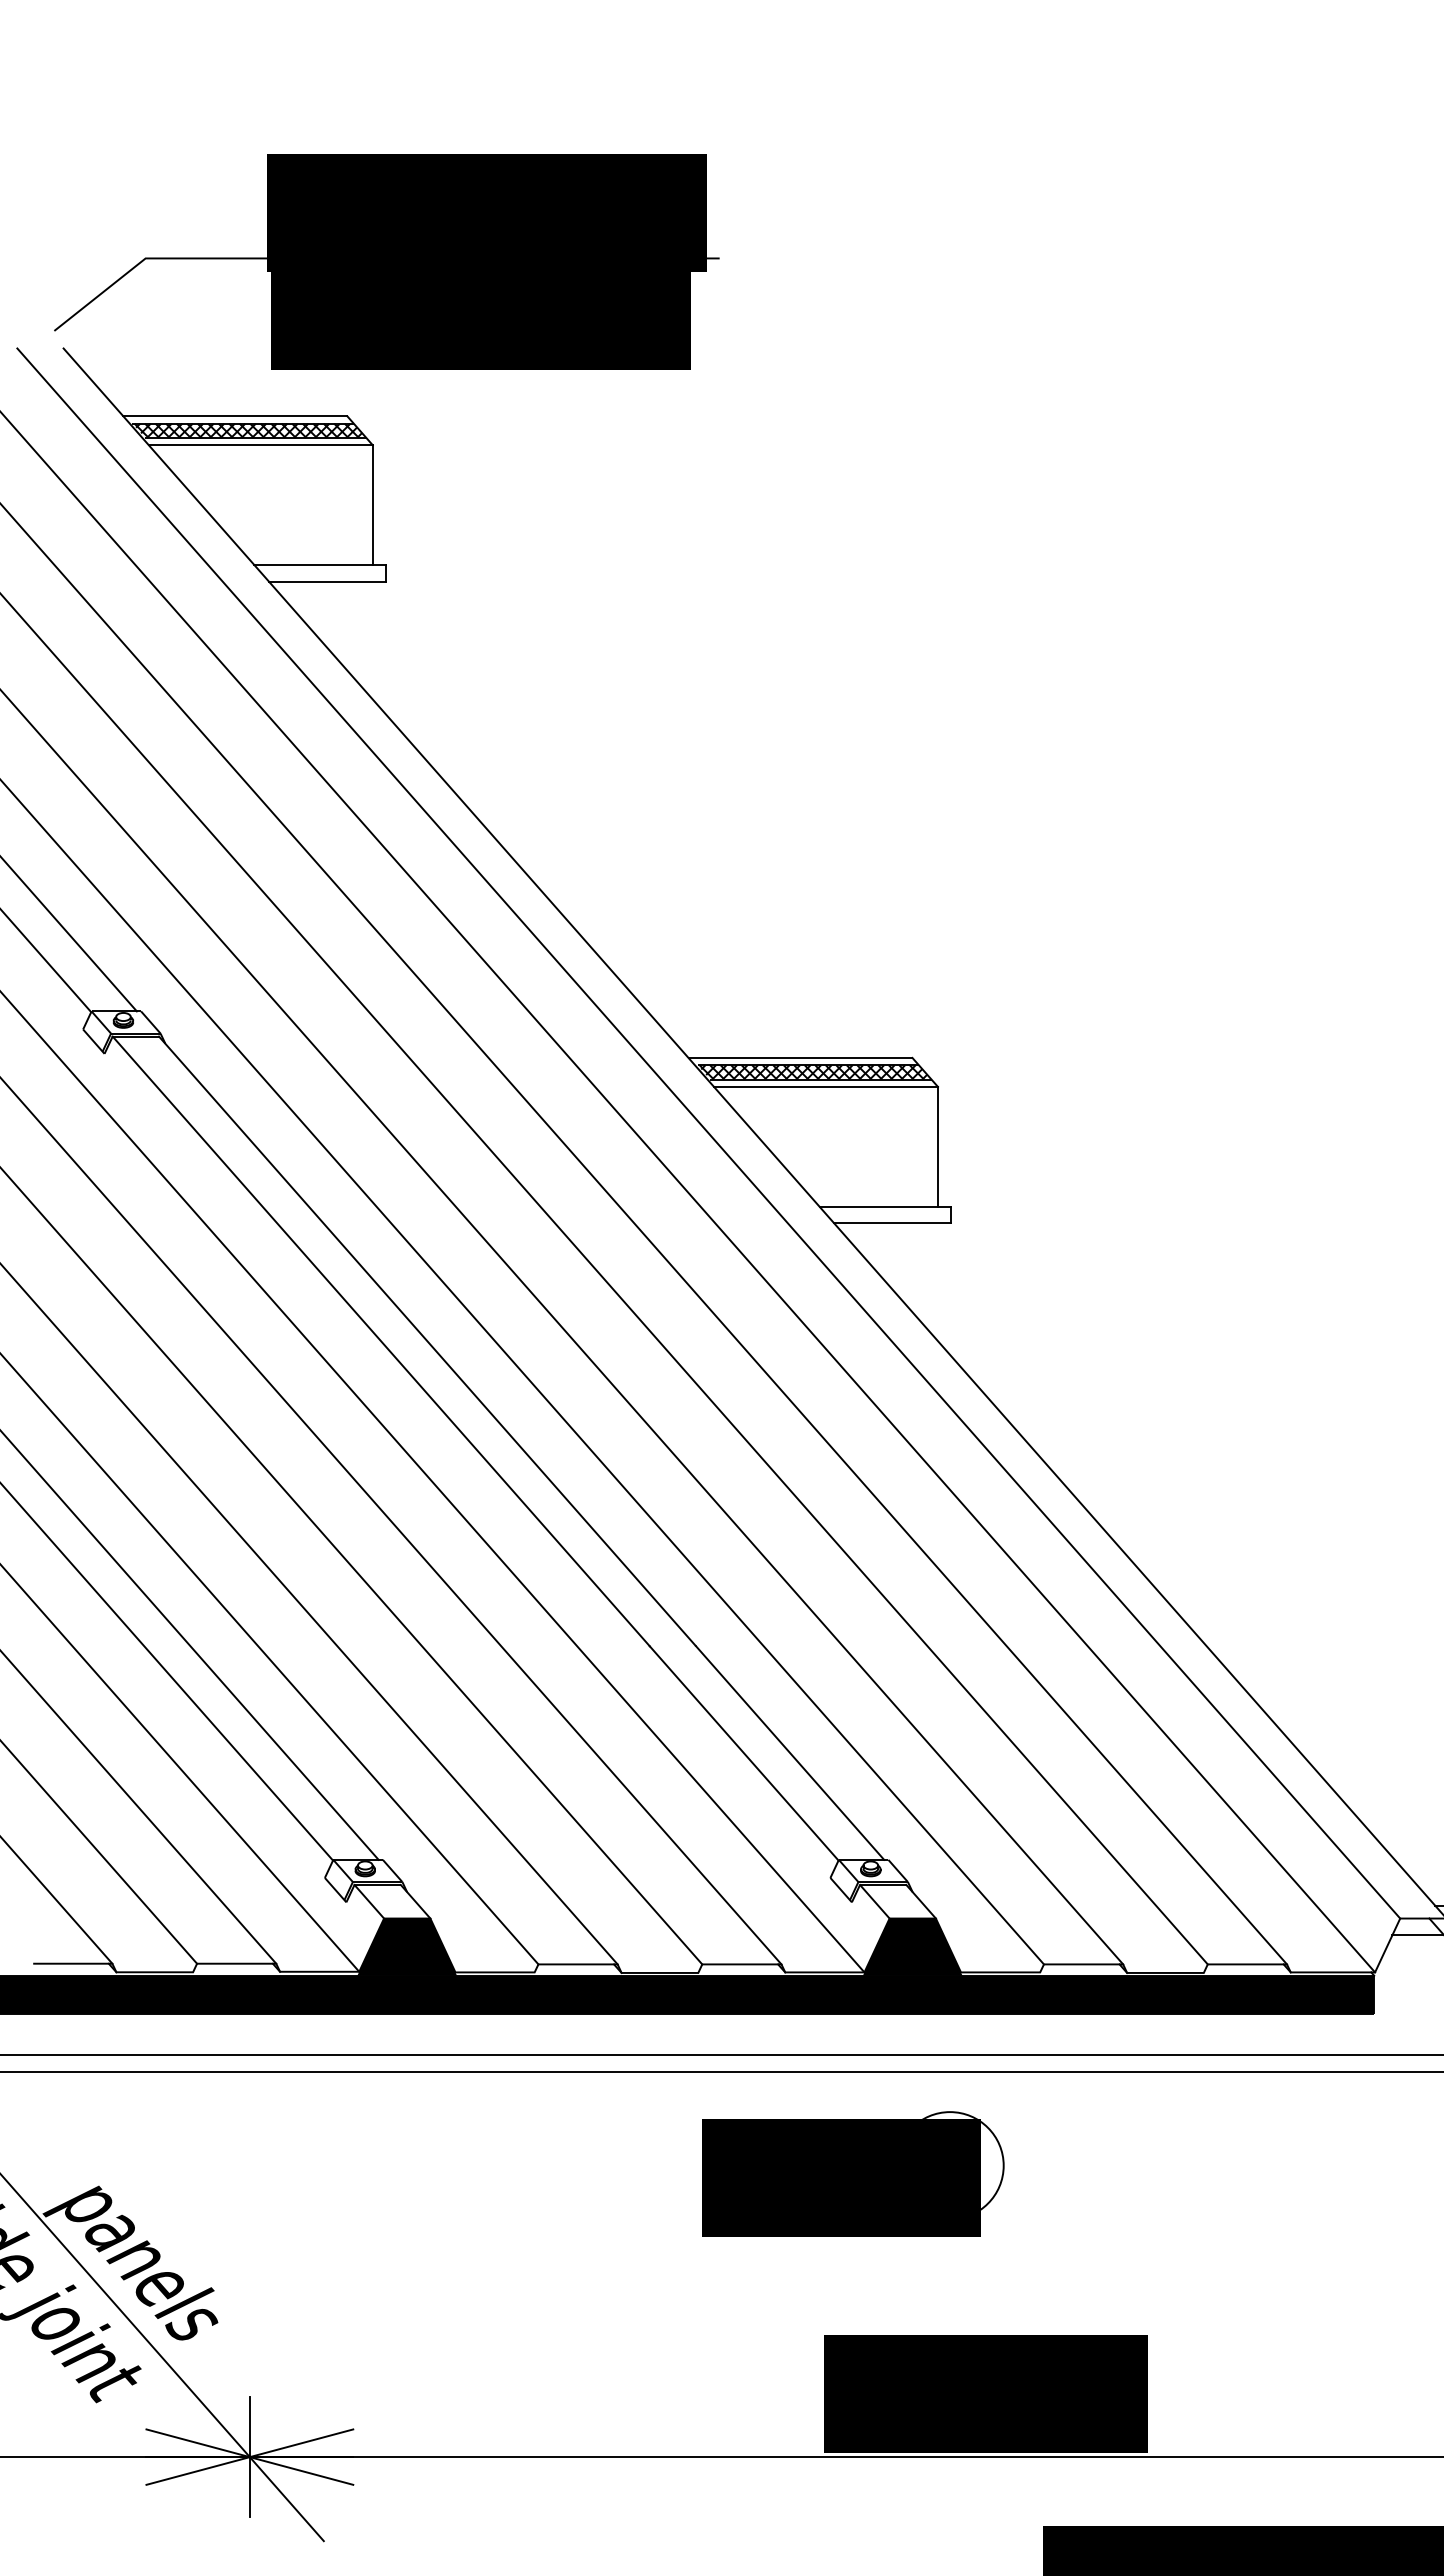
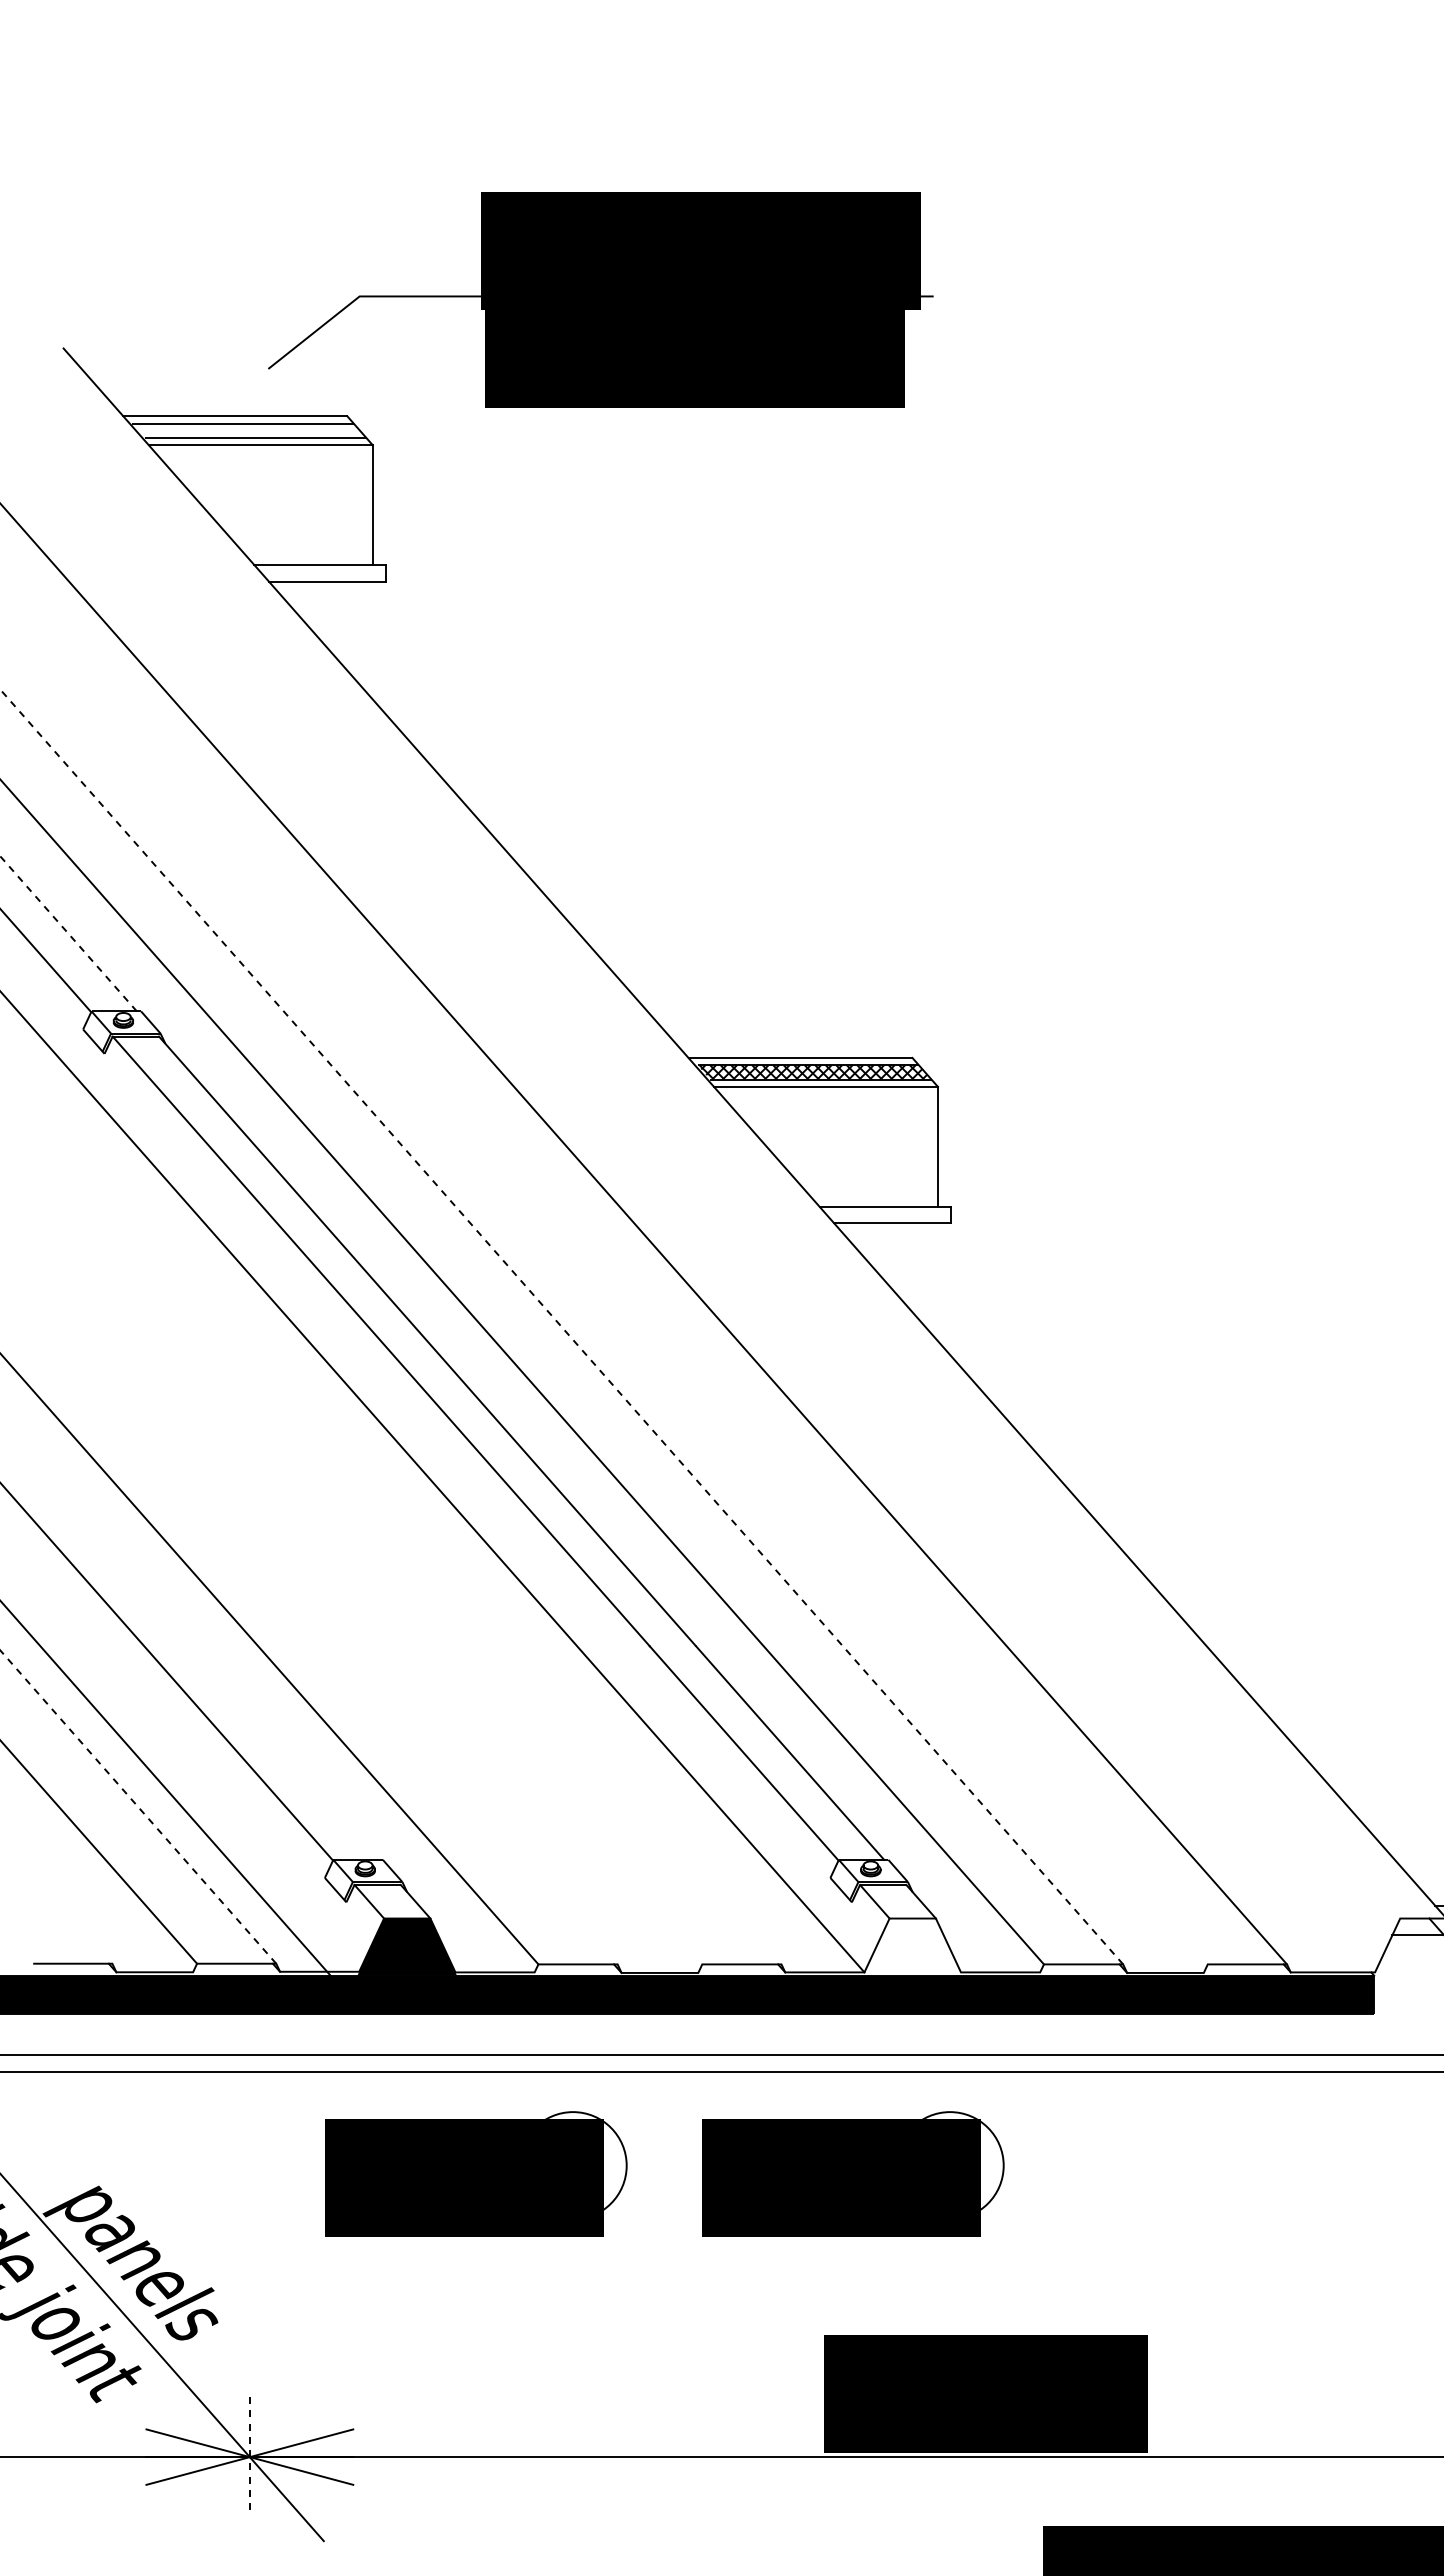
part position: (386, 261) -> (600, 299) (600, 299)
hatch: present -> none (248, 430)
line: solid -> dashed (68, 933)
line: present -> none (708, 1133)
line: present -> none (688, 1192)
line: present -> none (604, 1280)
line: solid -> dashed (561, 1326)
line: present -> none (391, 1521)
line: present -> none (352, 1566)
line: present -> none (309, 1614)
line: present -> none (190, 1645)
line position: (180, 1768) -> (171, 1794) (171, 1794)
line: solid -> dashed (138, 1806)
line: present -> none (57, 1901)
fill: present -> none (912, 1946)
part: none -> present (476, 2173)
line: solid -> dashed (249, 2457)
